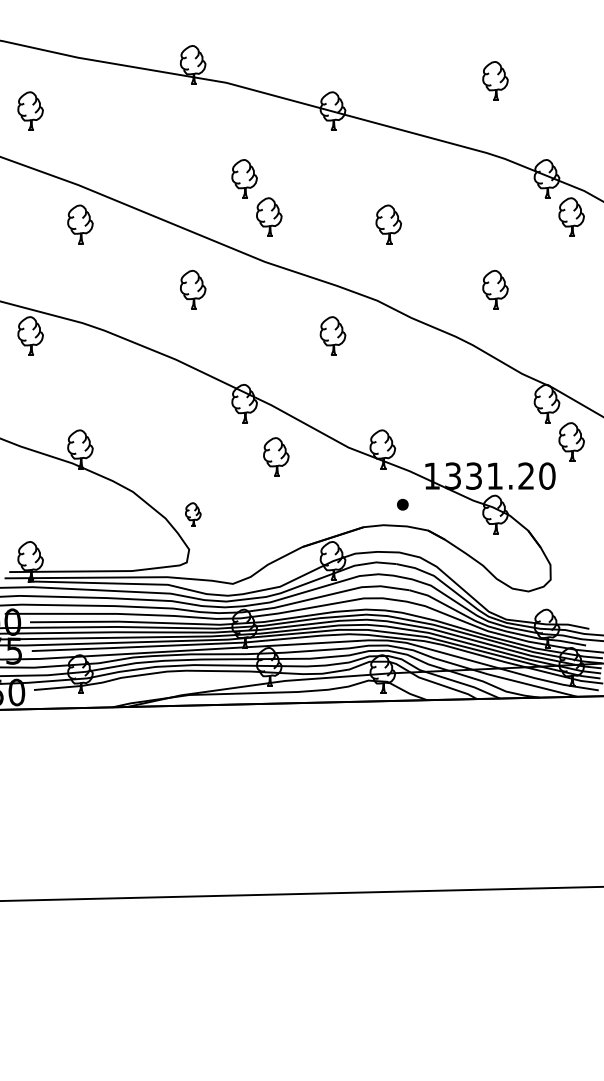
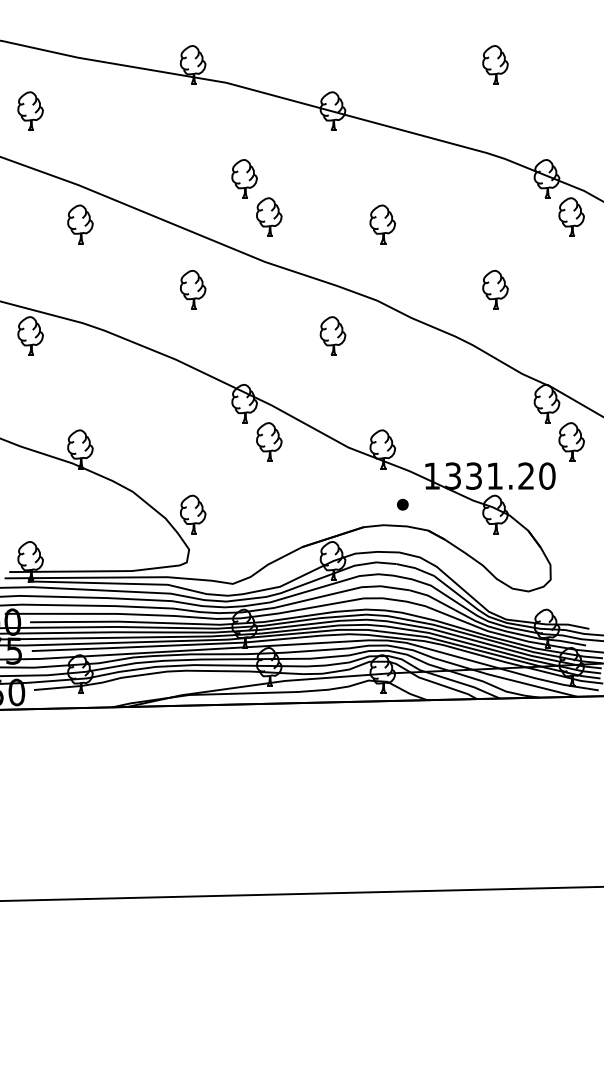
part position: (495, 80) -> (495, 64) (495, 64)
part position: (388, 224) -> (382, 224) (382, 224)
part position: (276, 456) -> (269, 441) (269, 441)
part size: 17x25 px -> 27x41 px (193, 514)
